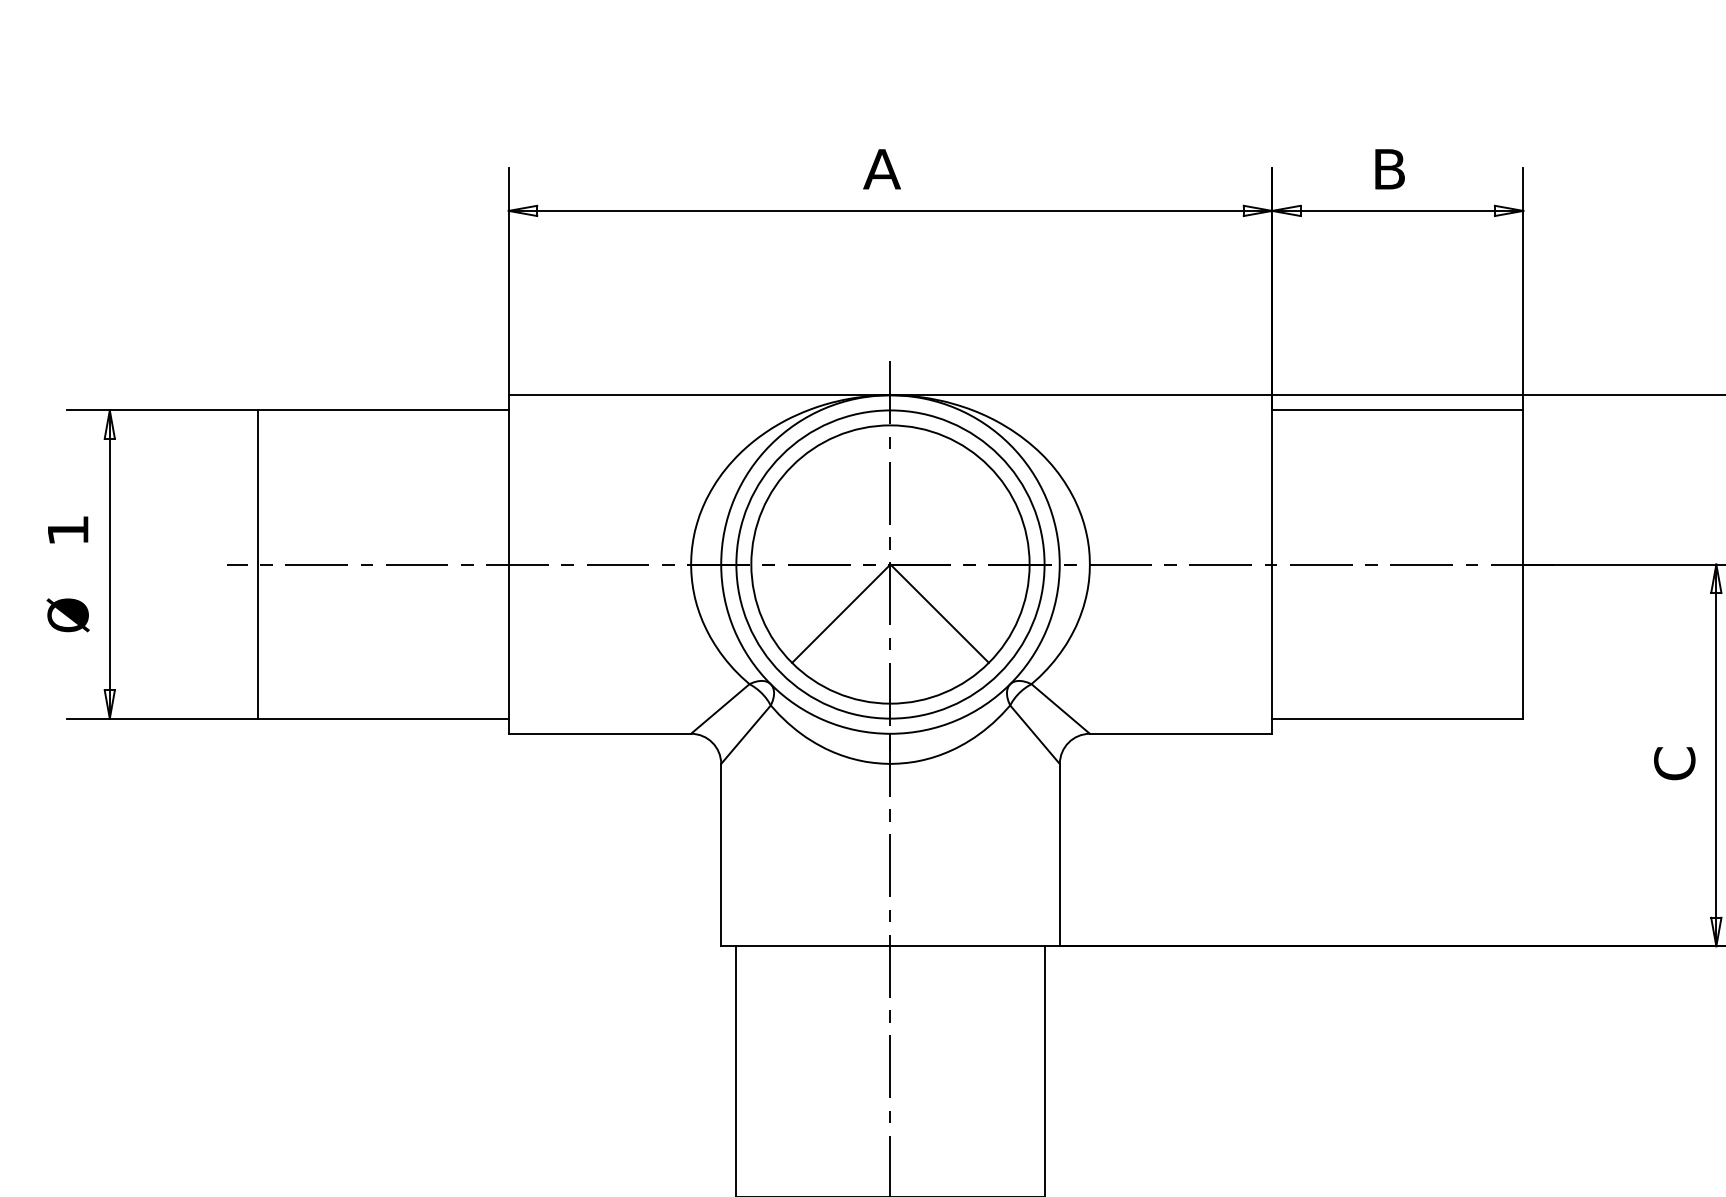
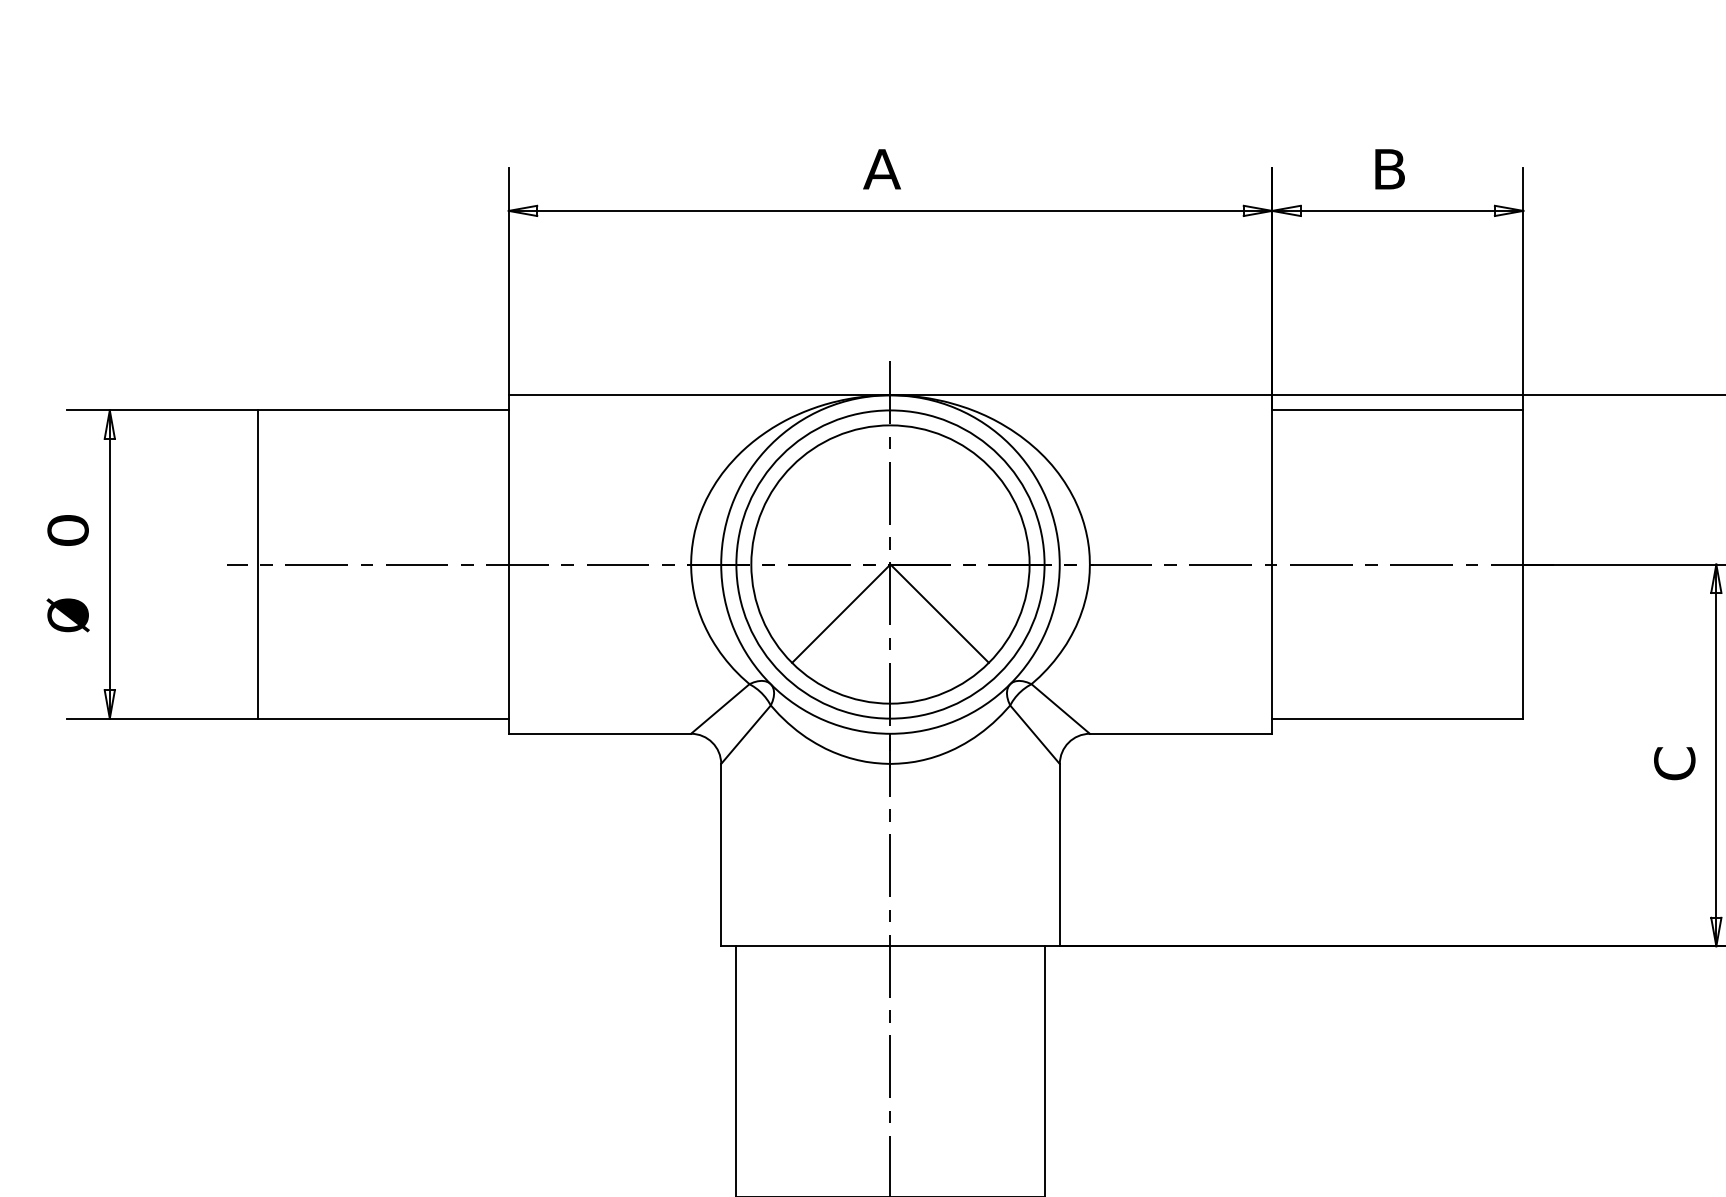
text: 1 -> 0 (67, 530)
